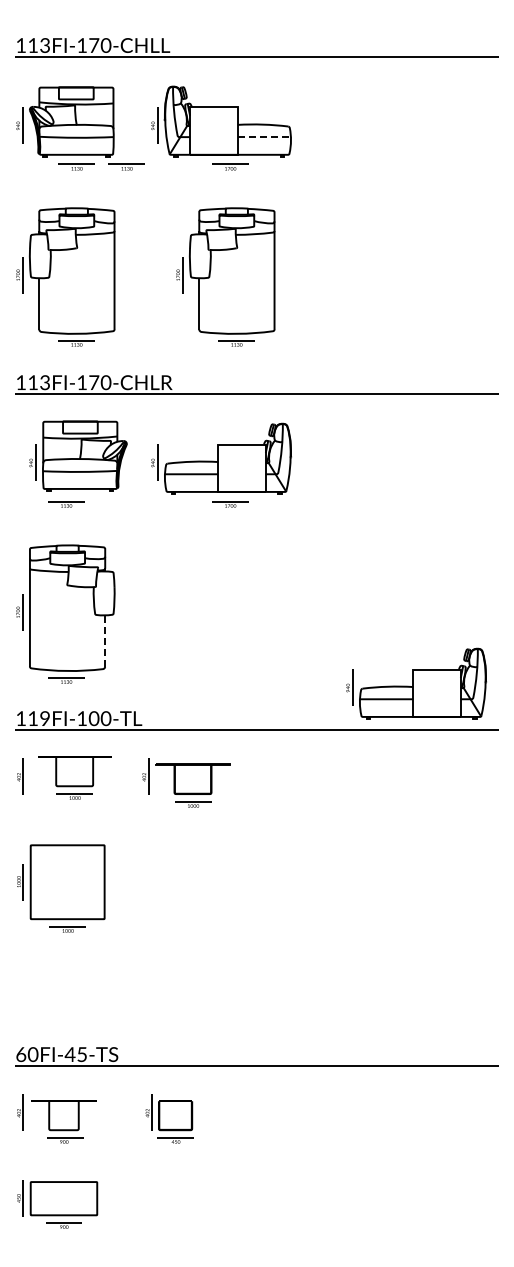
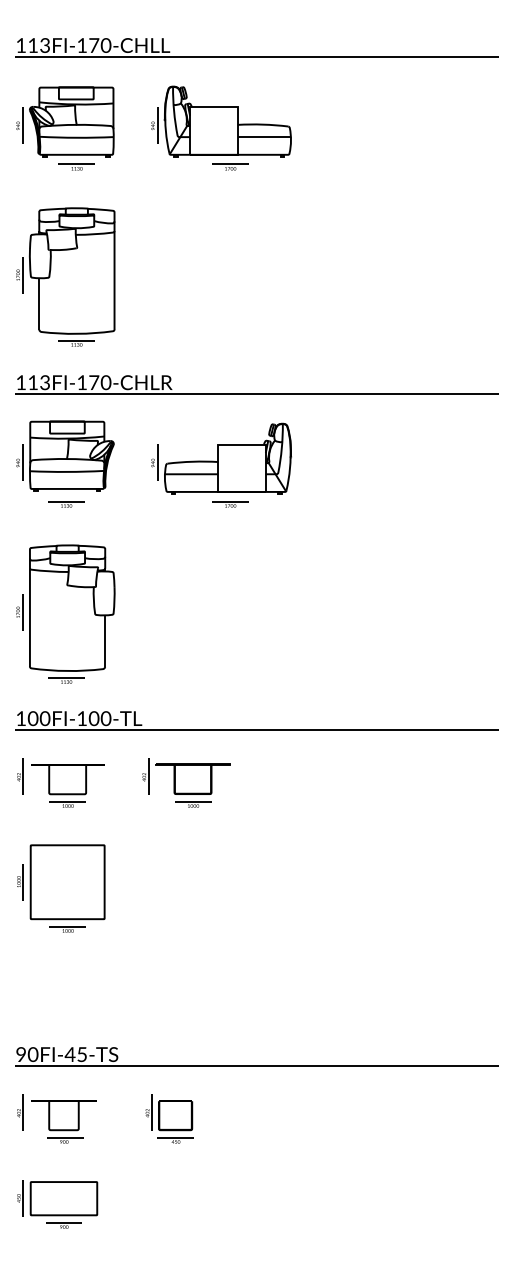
line: dashed -> solid (264, 137)
part: present -> none (126, 166)
part: present -> none (225, 276)
part position: (78, 455) -> (65, 455) (65, 455)
line: dashed -> solid (105, 641)
part: present -> none (416, 683)
text: 119FI-100-TL -> 100FI-100-TL (38, 718)
part position: (74, 777) -> (67, 785) (67, 785)
text: 60FI-45-TS -> 90FI-45-TS (21, 1054)
